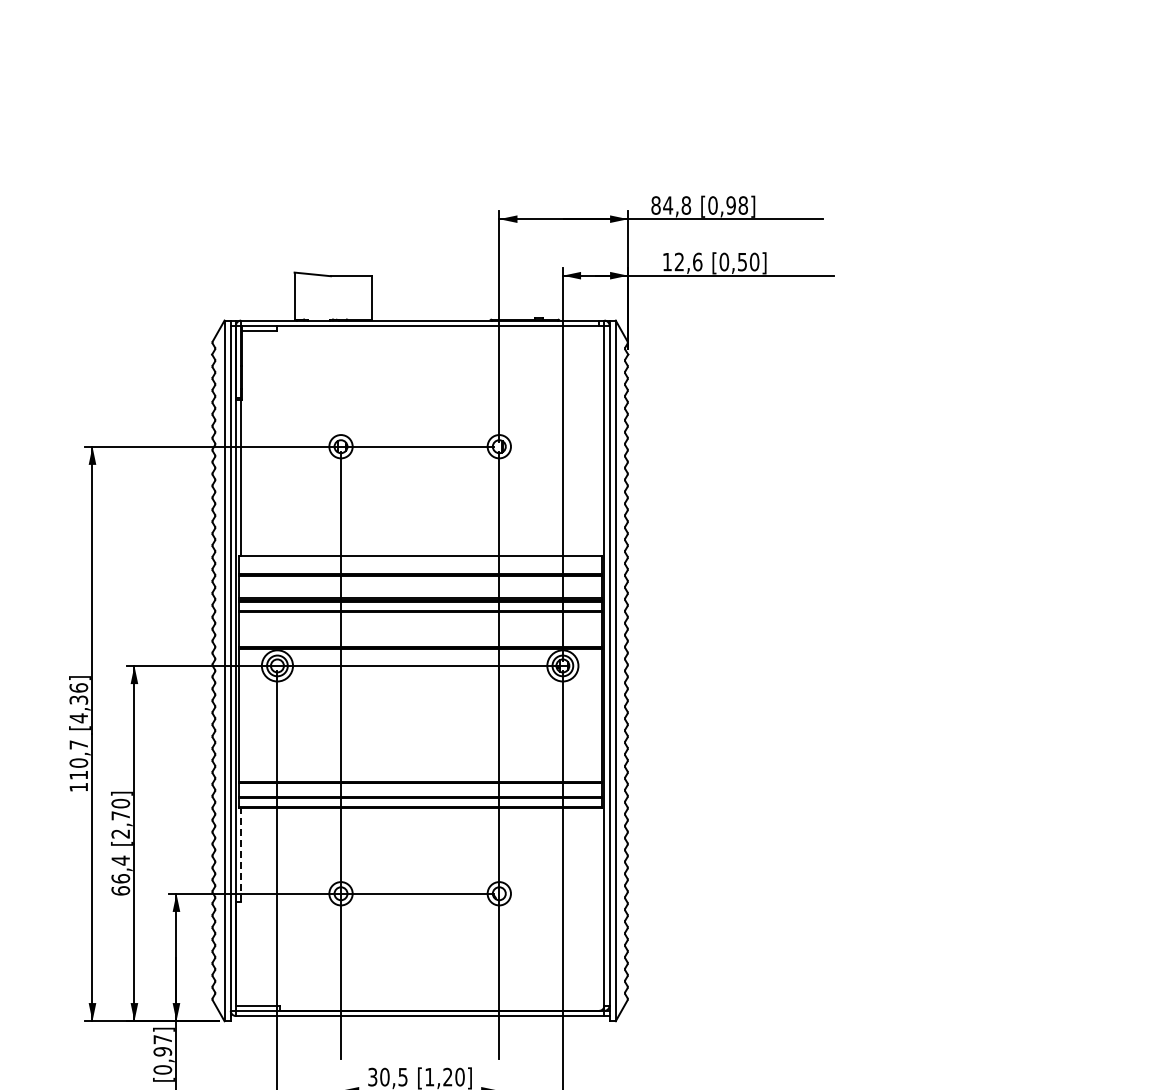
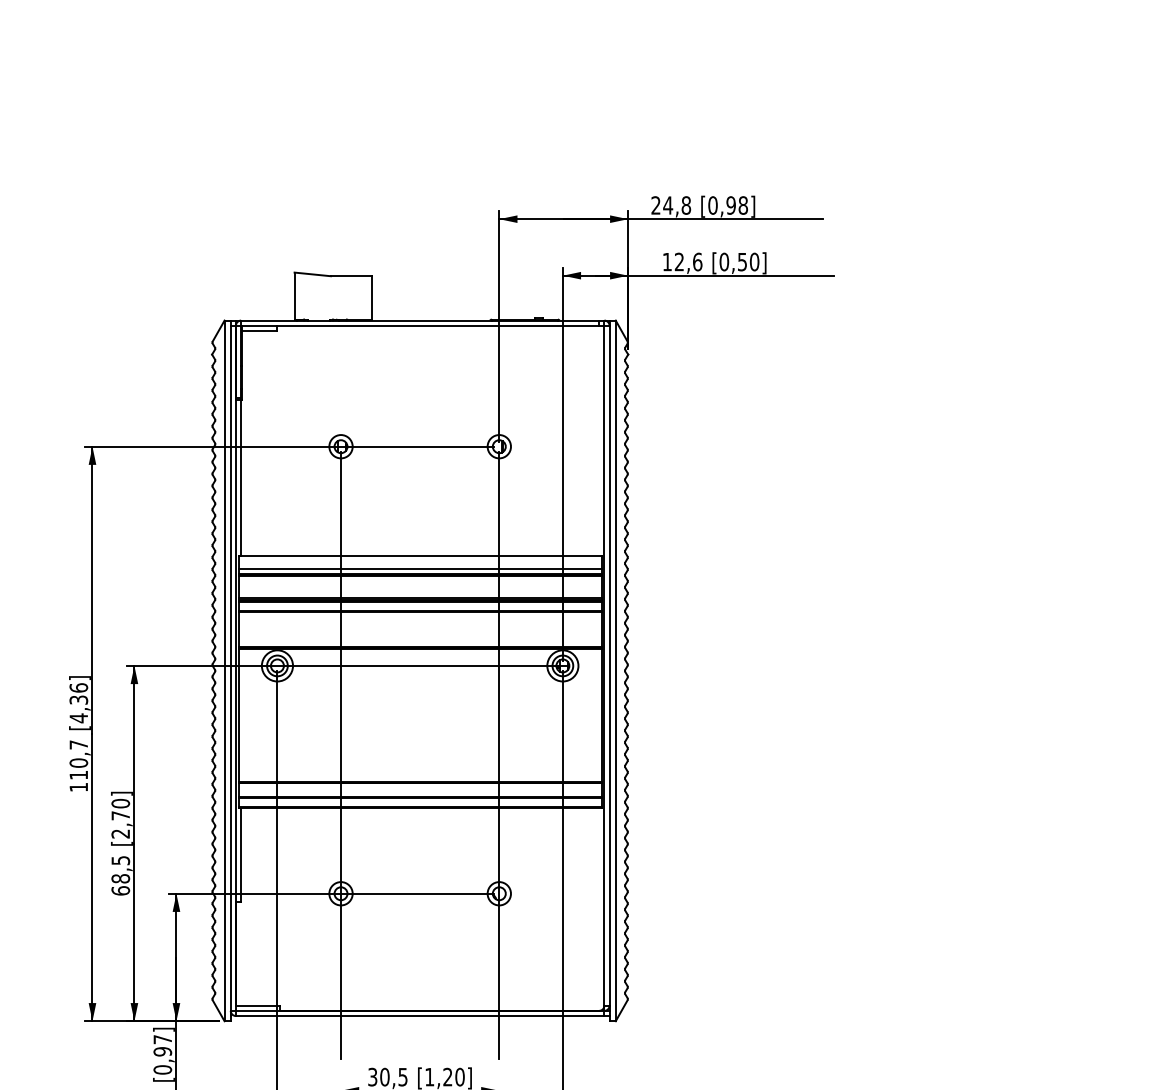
text: 84,8 -> 24,8 (655, 205)
line: none -> present (419, 569)
line: dashed -> solid (241, 854)
text: 66,4 -> 68,5 (120, 869)
